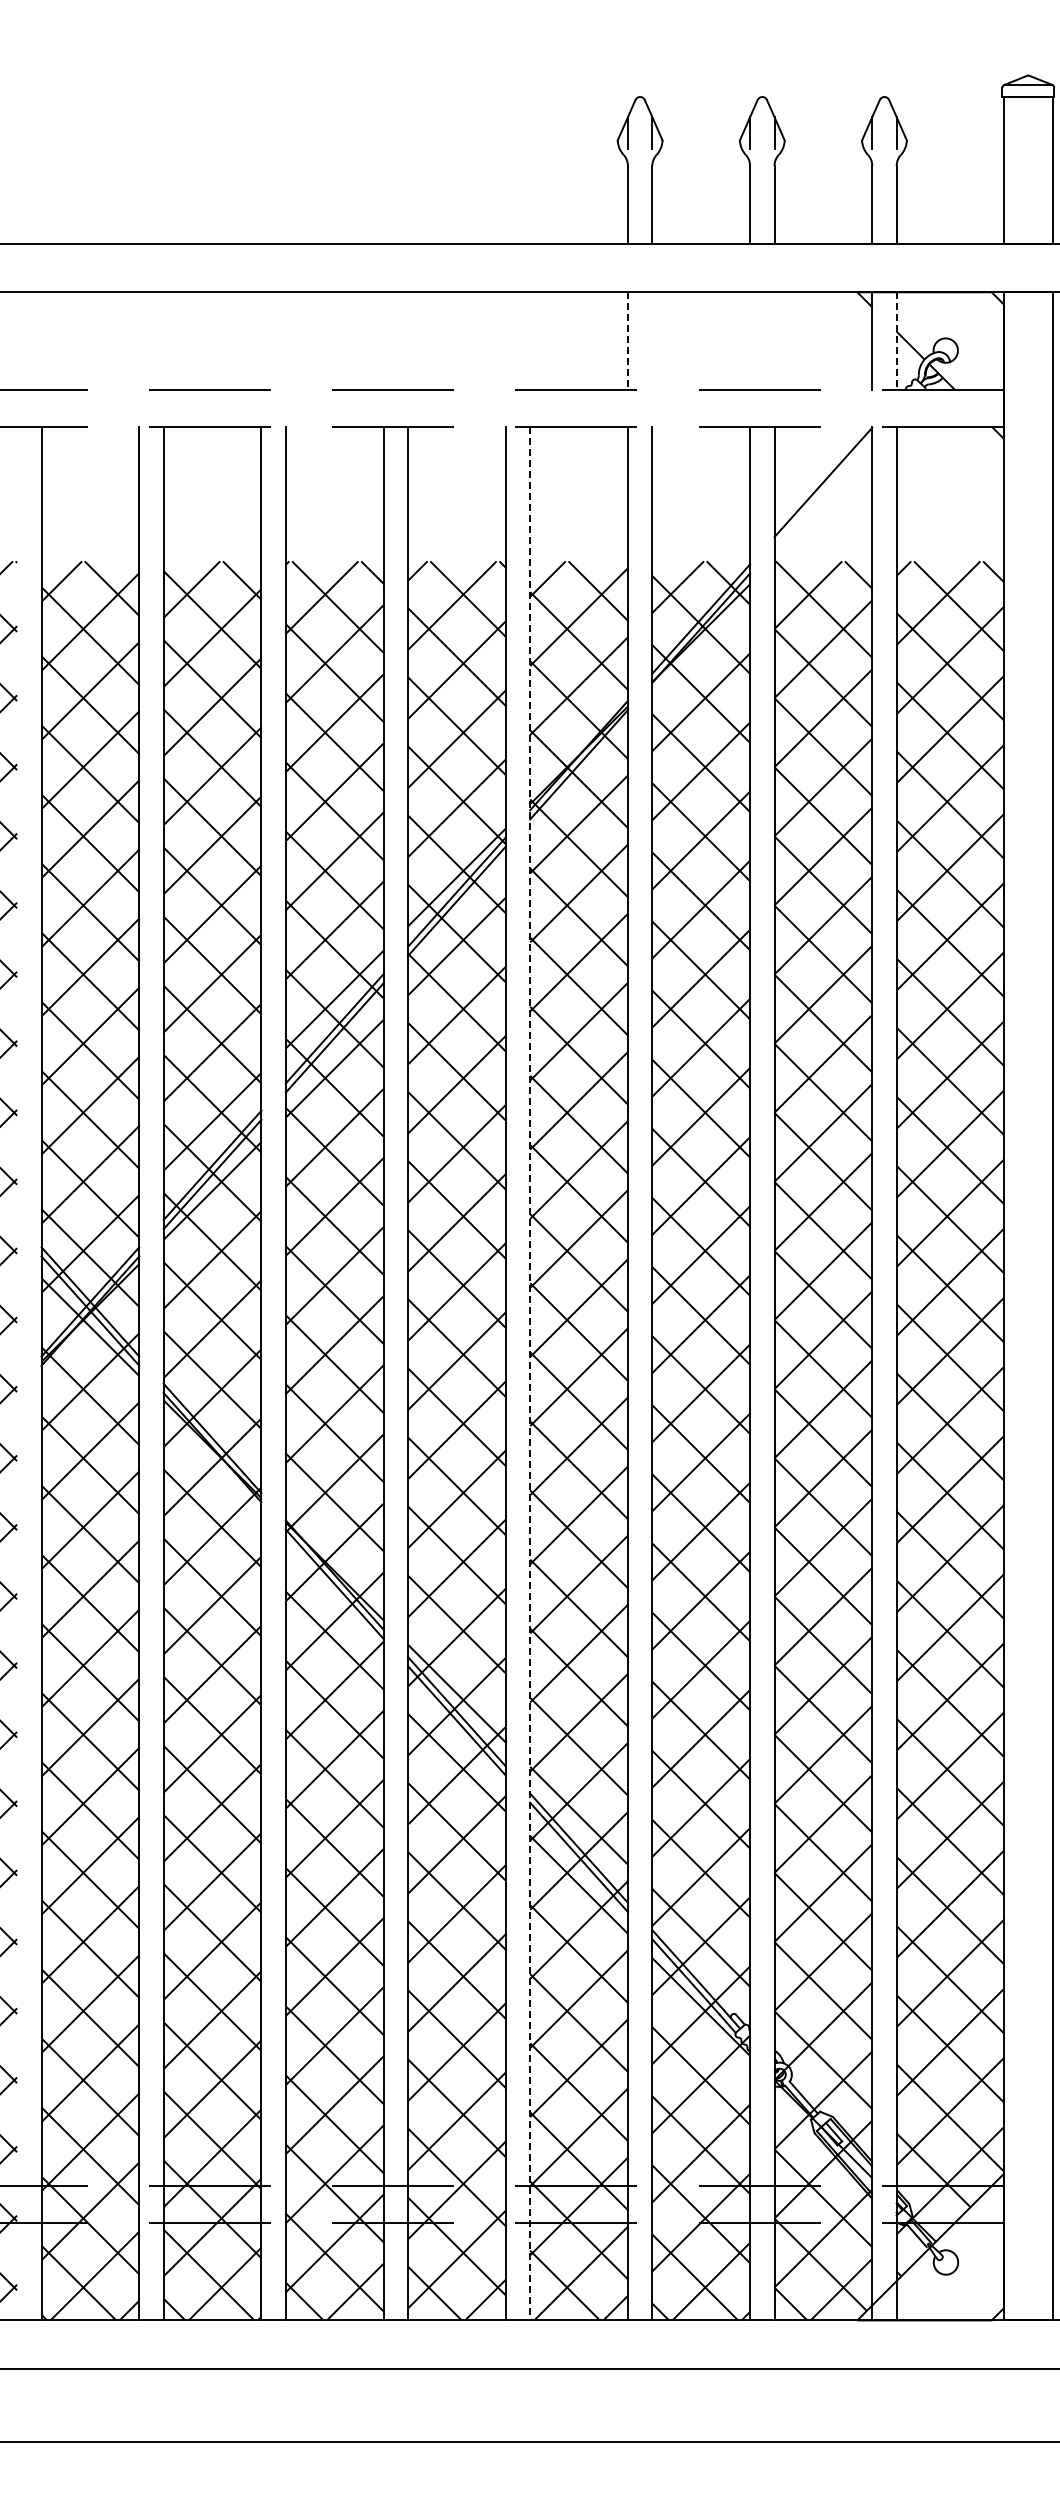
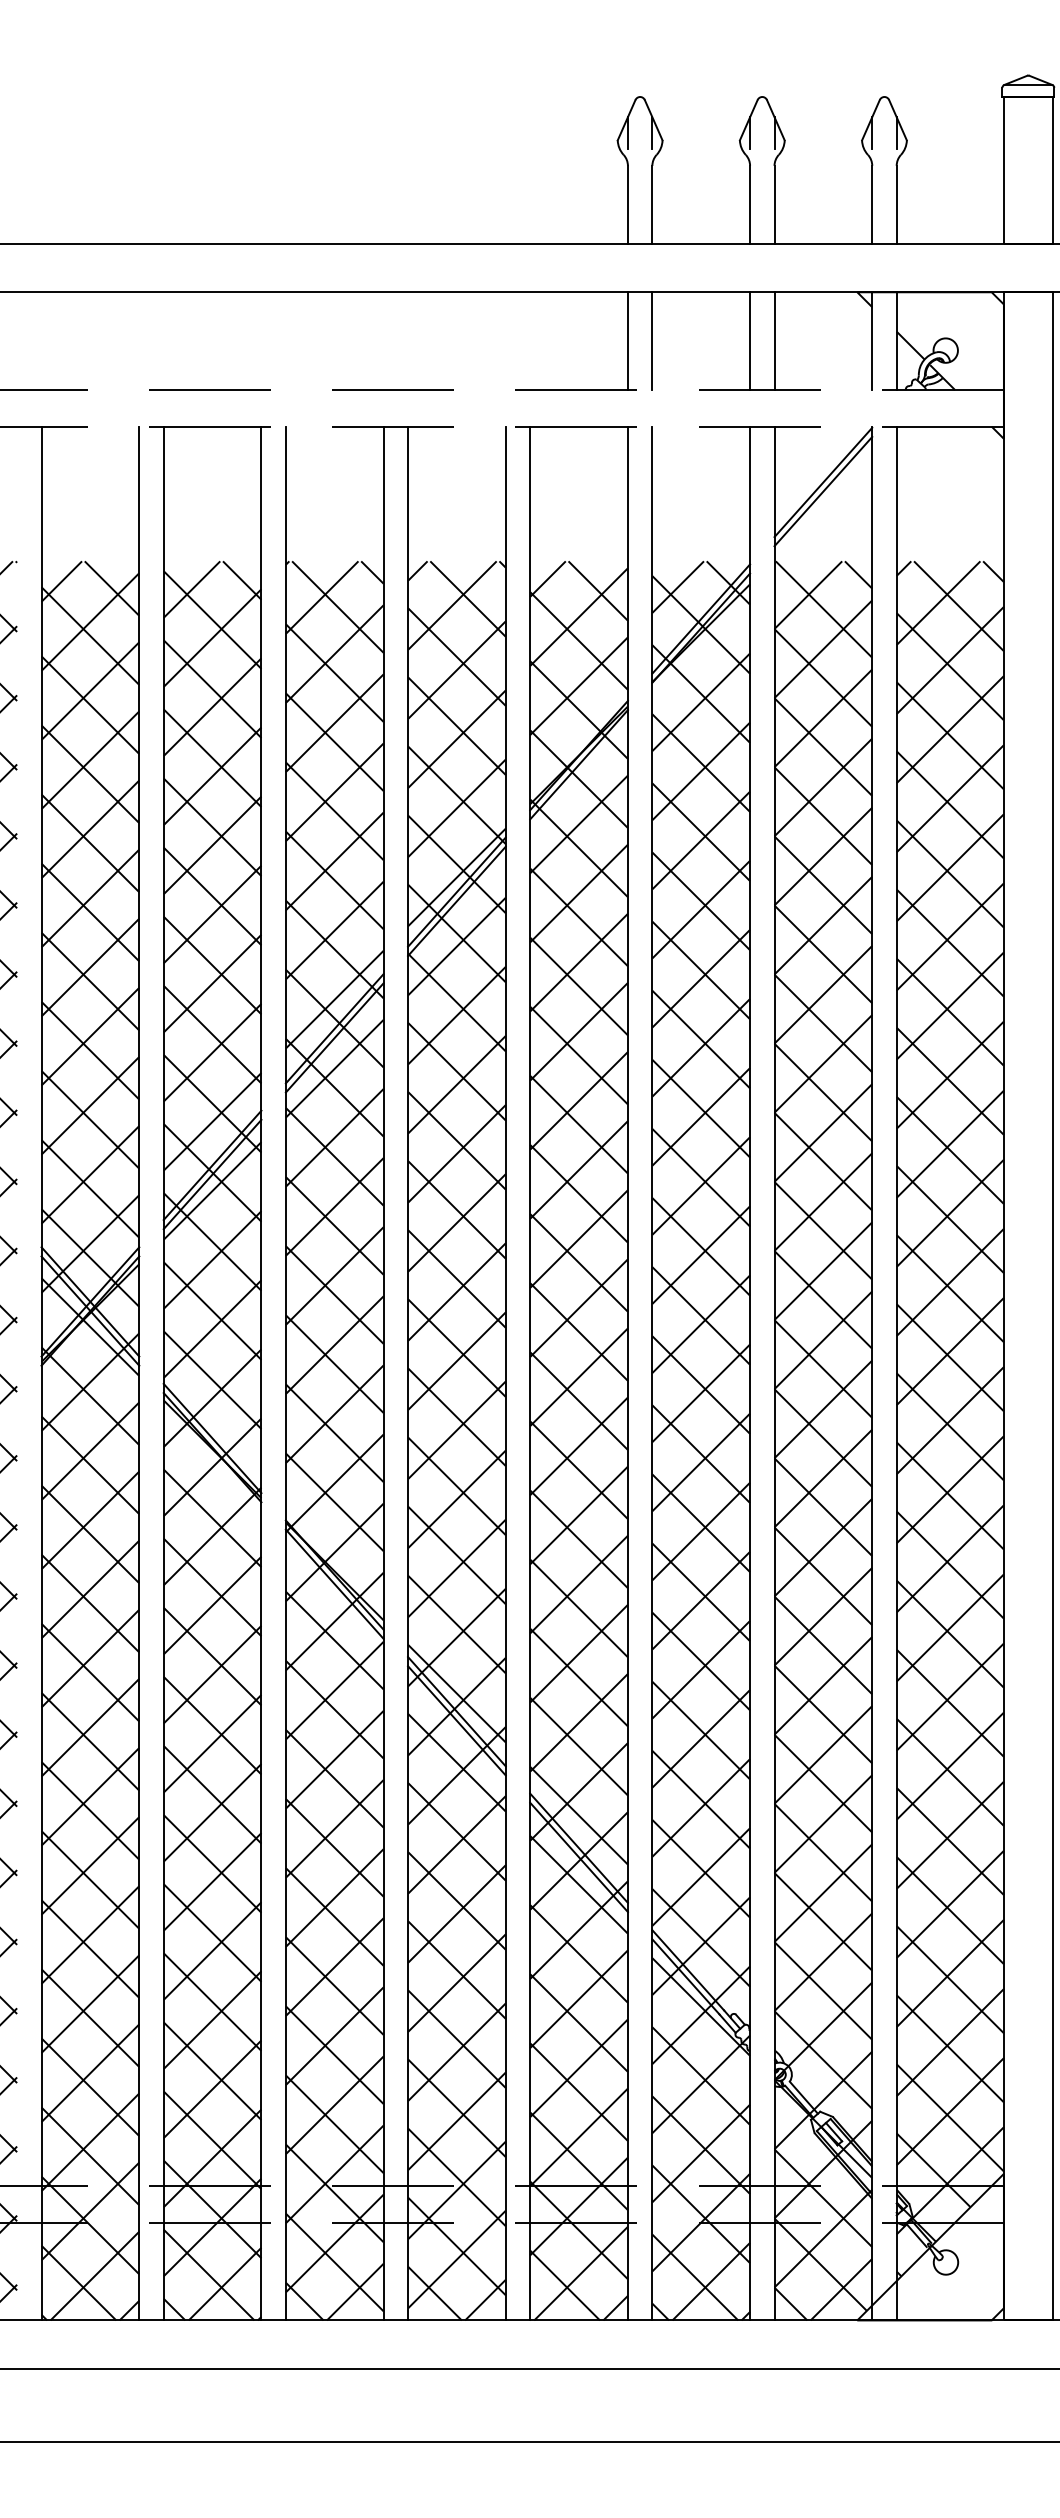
line: dashed -> solid (627, 341)
line: none -> present (652, 341)
line: none -> present (750, 341)
line: none -> present (774, 341)
line: dashed -> solid (896, 341)
line: none -> present (823, 491)
line: dashed -> solid (530, 1373)
